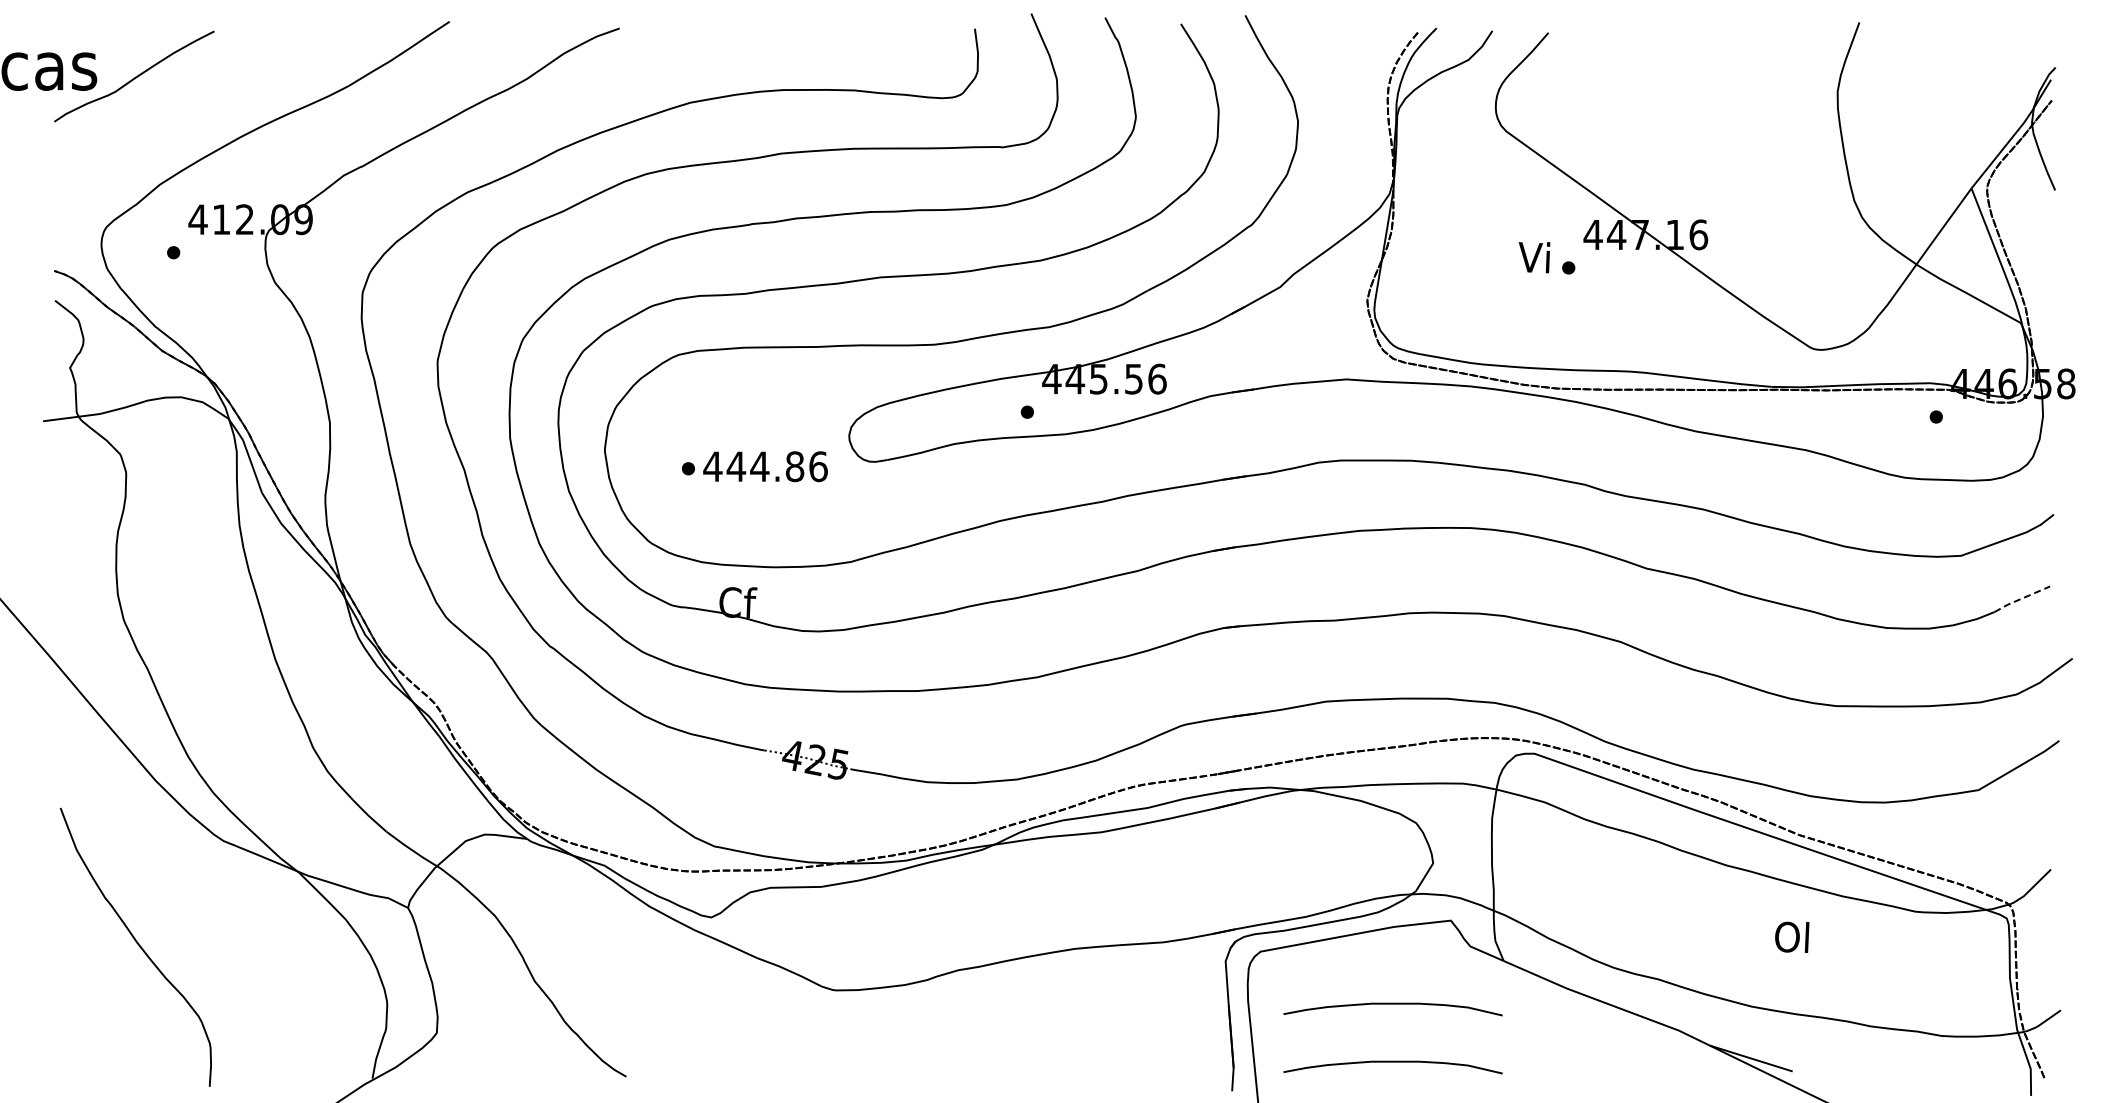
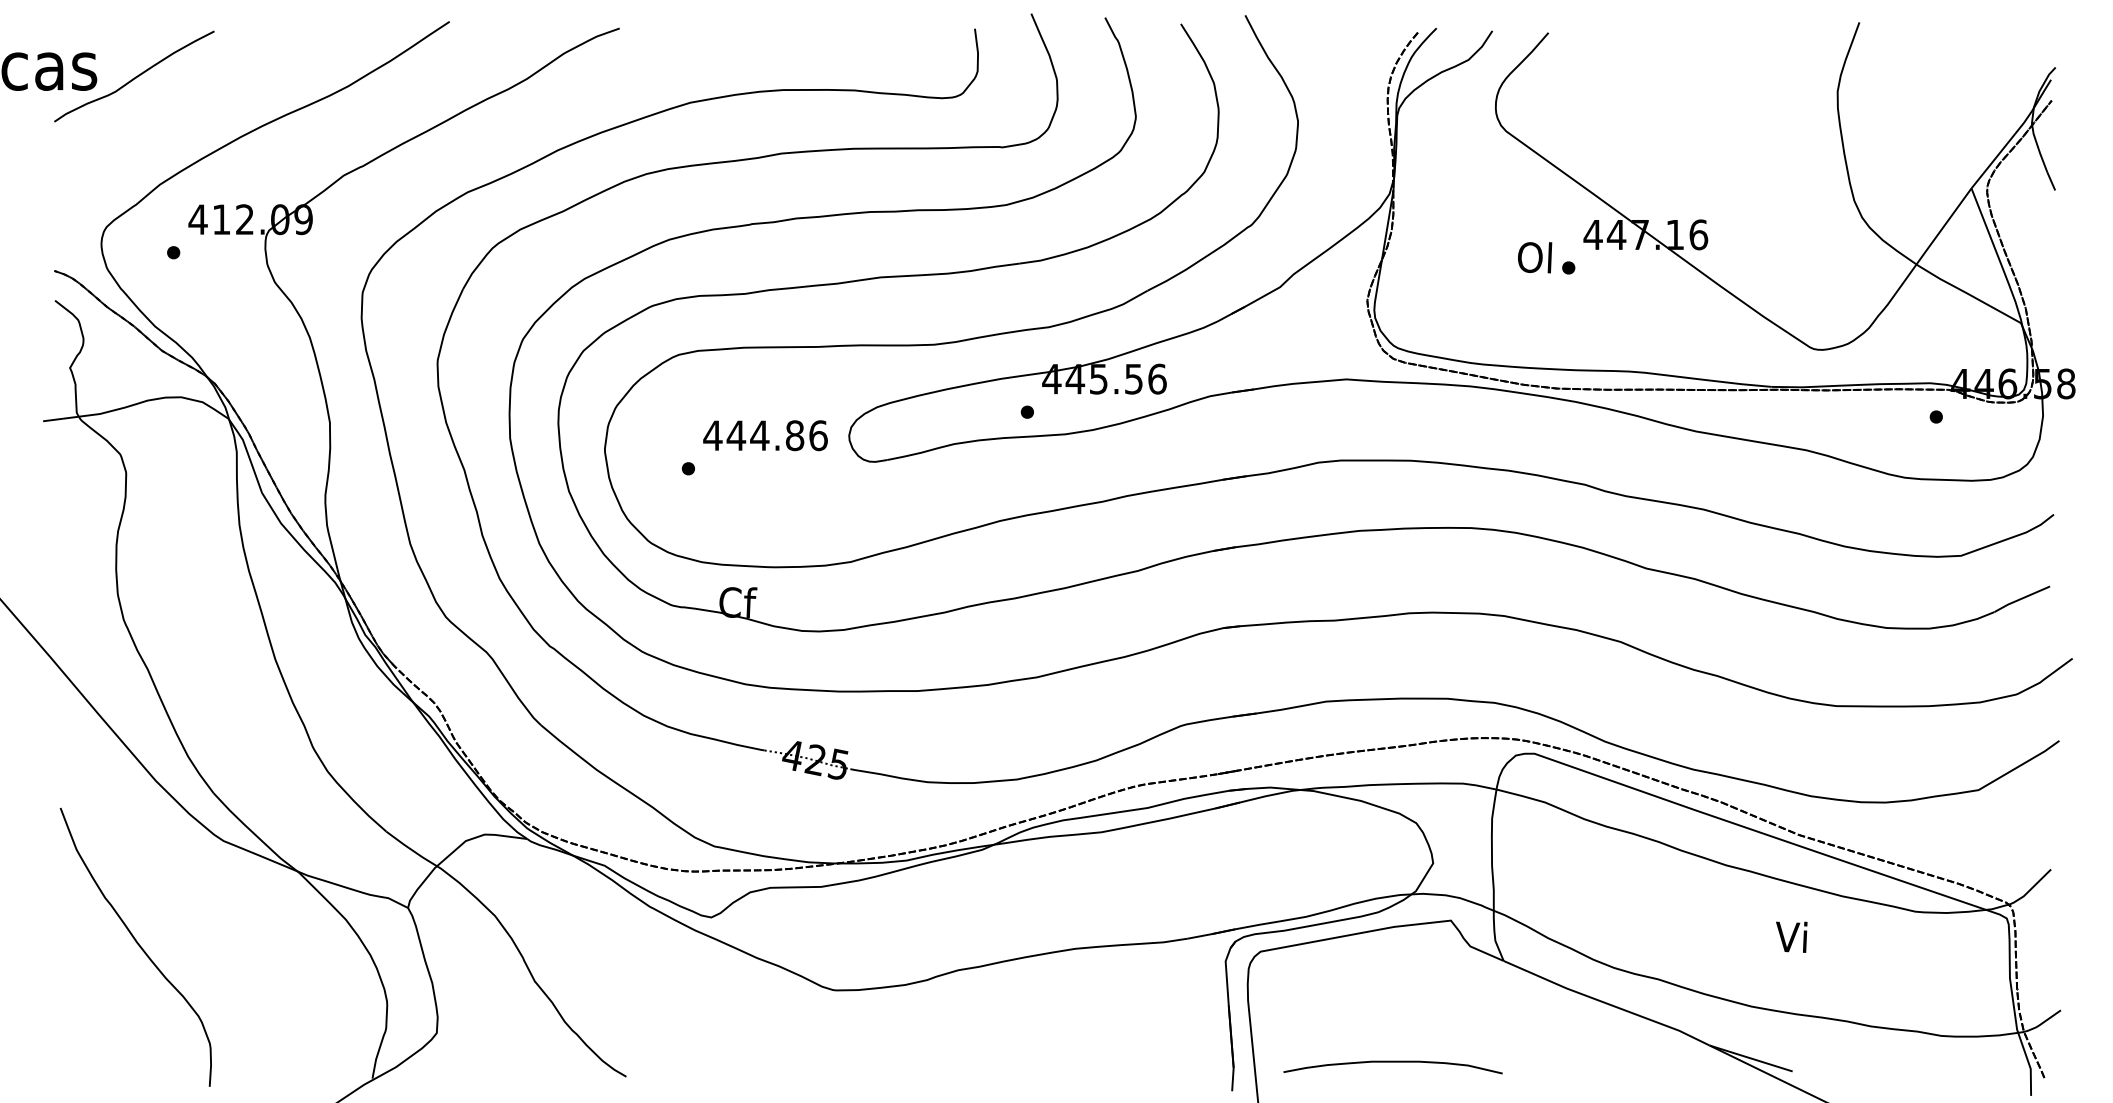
text: Vi -> Ol (1535, 257)
text position: (765, 466) -> (765, 435) (765, 435)
line: dashed -> solid (2021, 598)
text: Ol -> Vi (1792, 936)
curve: present -> none (1392, 1004)
